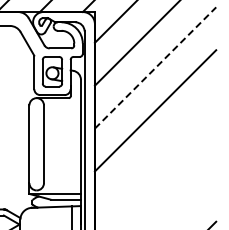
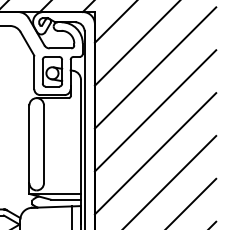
line: dashed -> solid (155, 67)
line: none -> present (155, 153)
line: none -> present (170, 180)
line: none -> present (192, 202)
